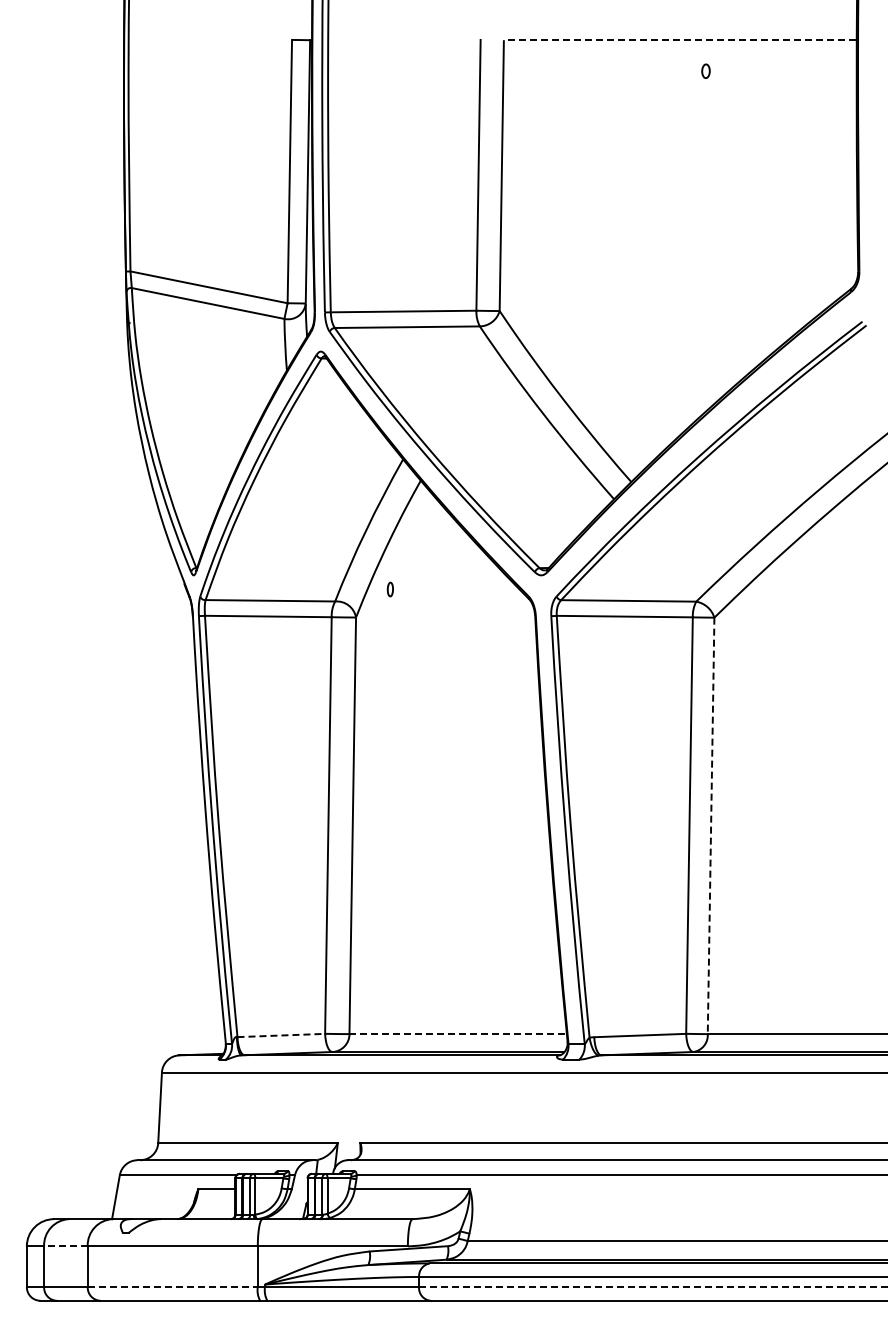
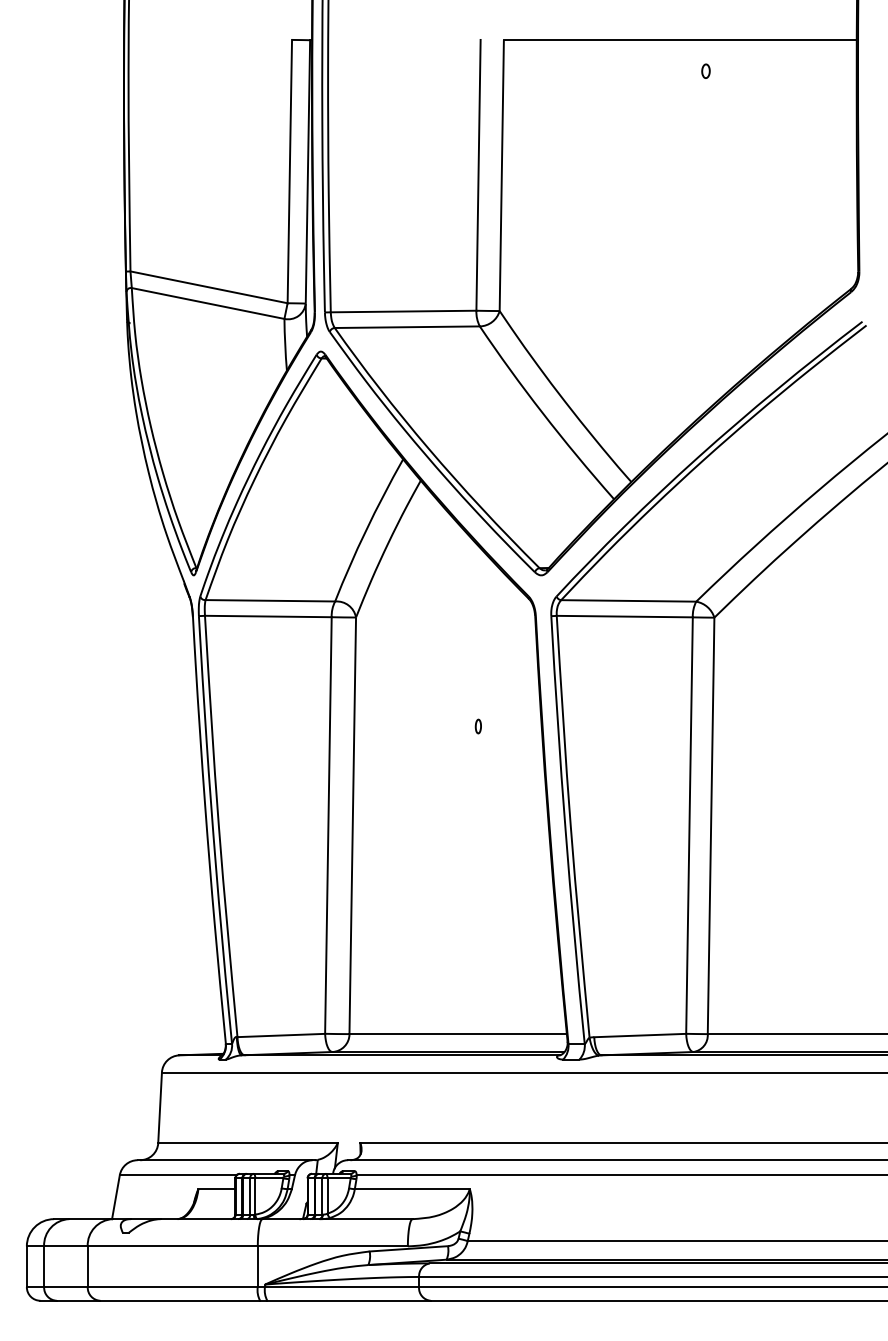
line: dashed -> solid (679, 40)
part position: (389, 589) -> (477, 726) (477, 726)
line: dashed -> solid (711, 824)
line: dashed -> solid (458, 1034)
line: dashed -> solid (281, 1035)
line: dashed -> solid (65, 1246)
line: dashed -> solid (173, 1287)
line: dashed -> solid (654, 1287)
